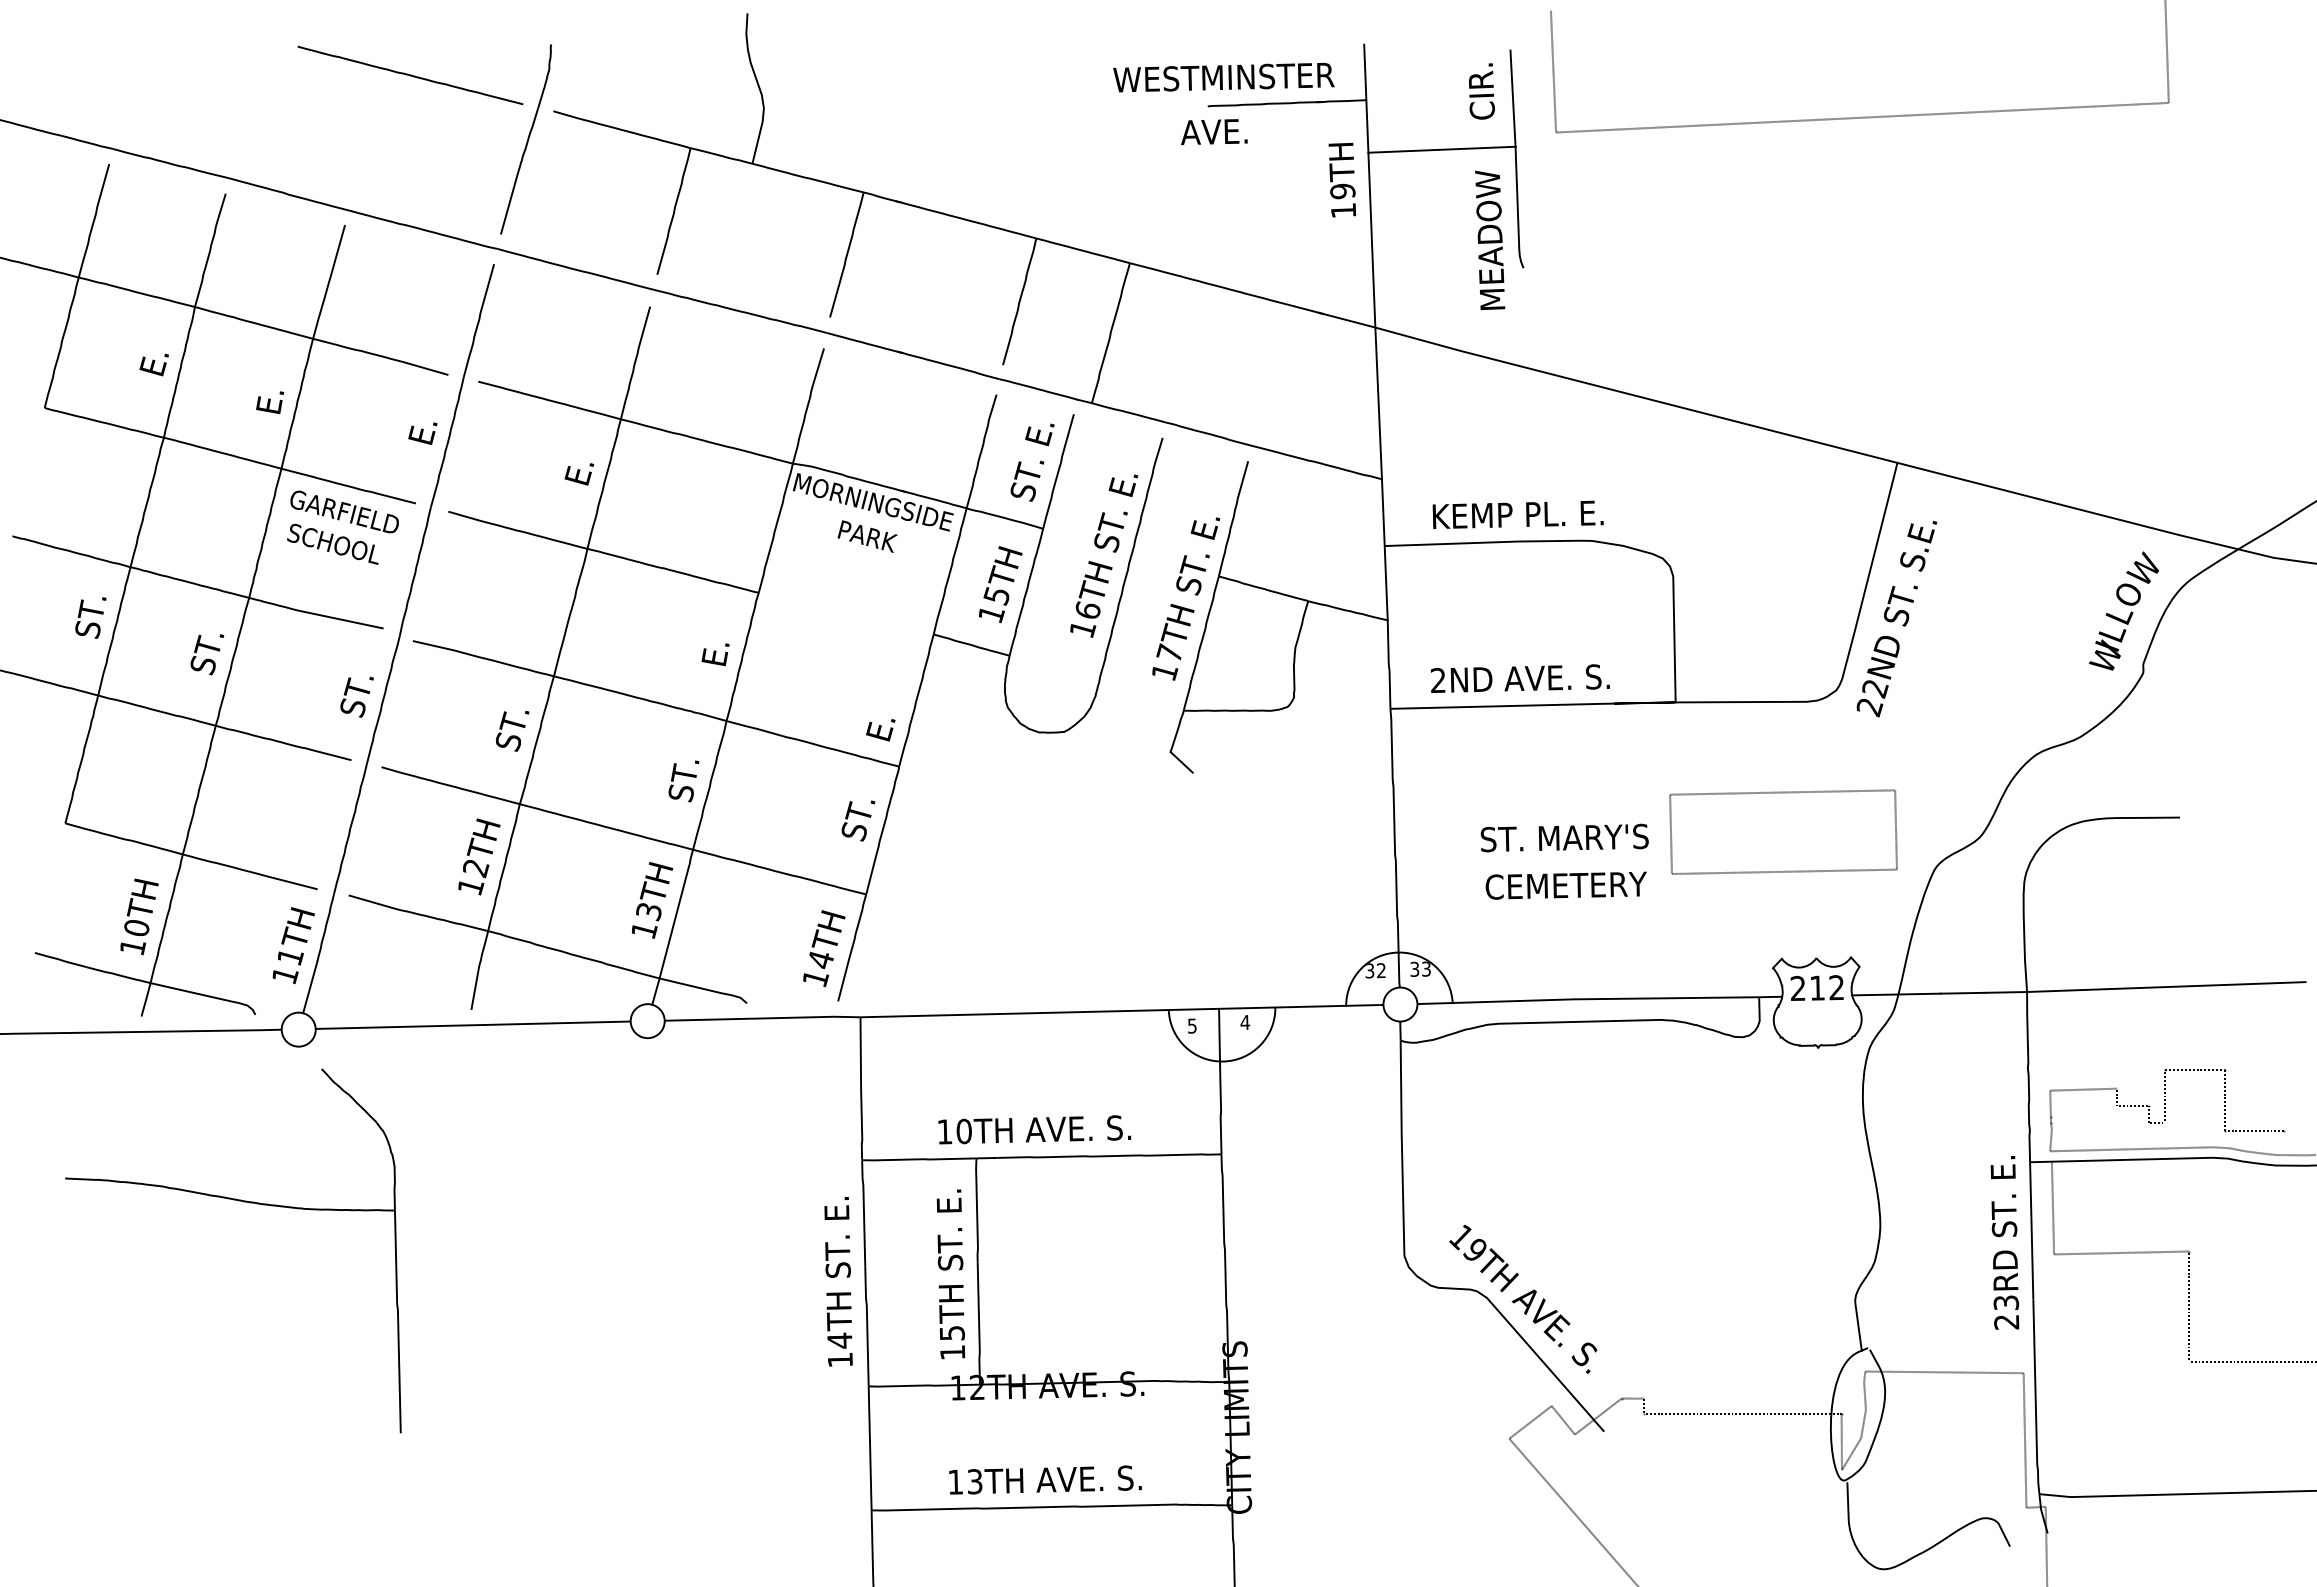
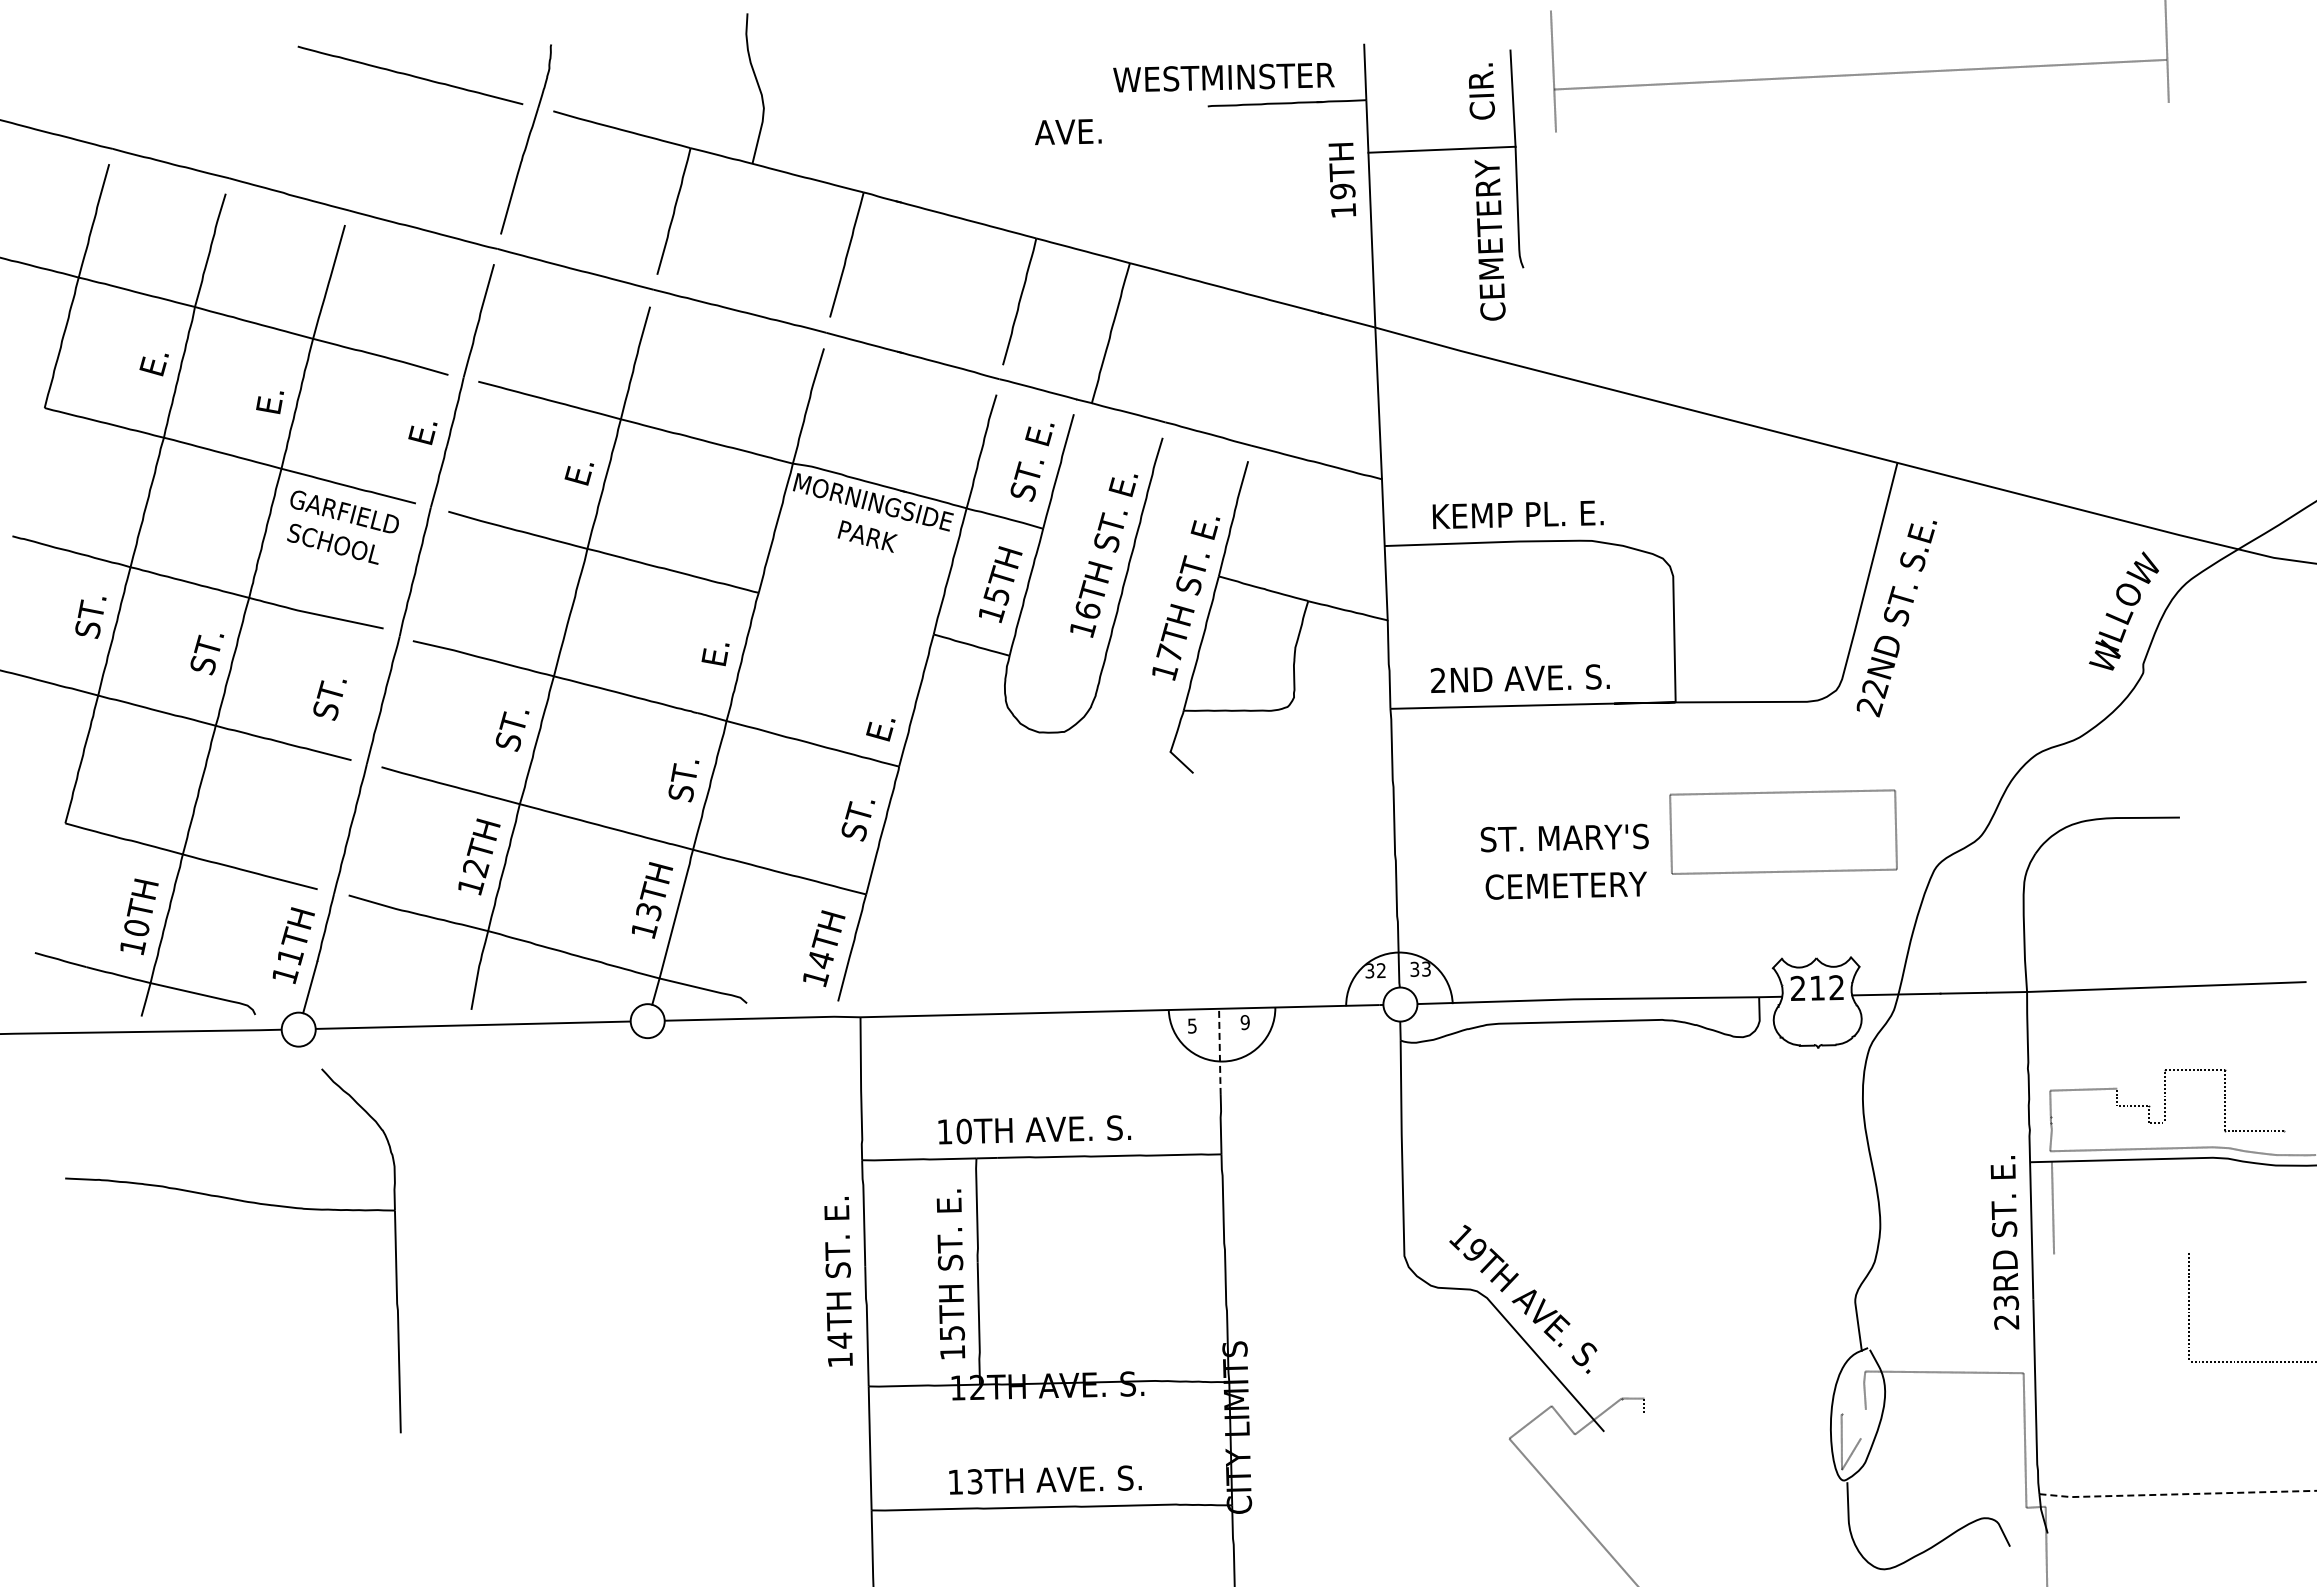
line position: (1862, 117) -> (1860, 74) (1860, 74)
text position: (1214, 132) -> (1068, 132) (1068, 132)
text: MEADOW -> CEMETERY (1489, 240)
text position: (356, 696) -> (329, 699) (329, 699)
text: 4 -> 9 (1245, 1022)
line: solid -> dashed (1219, 1052)
line: present -> none (2121, 1252)
line: present -> none (1742, 1414)
line: present -> none (1863, 1423)
line: solid -> dashed (2177, 1494)
